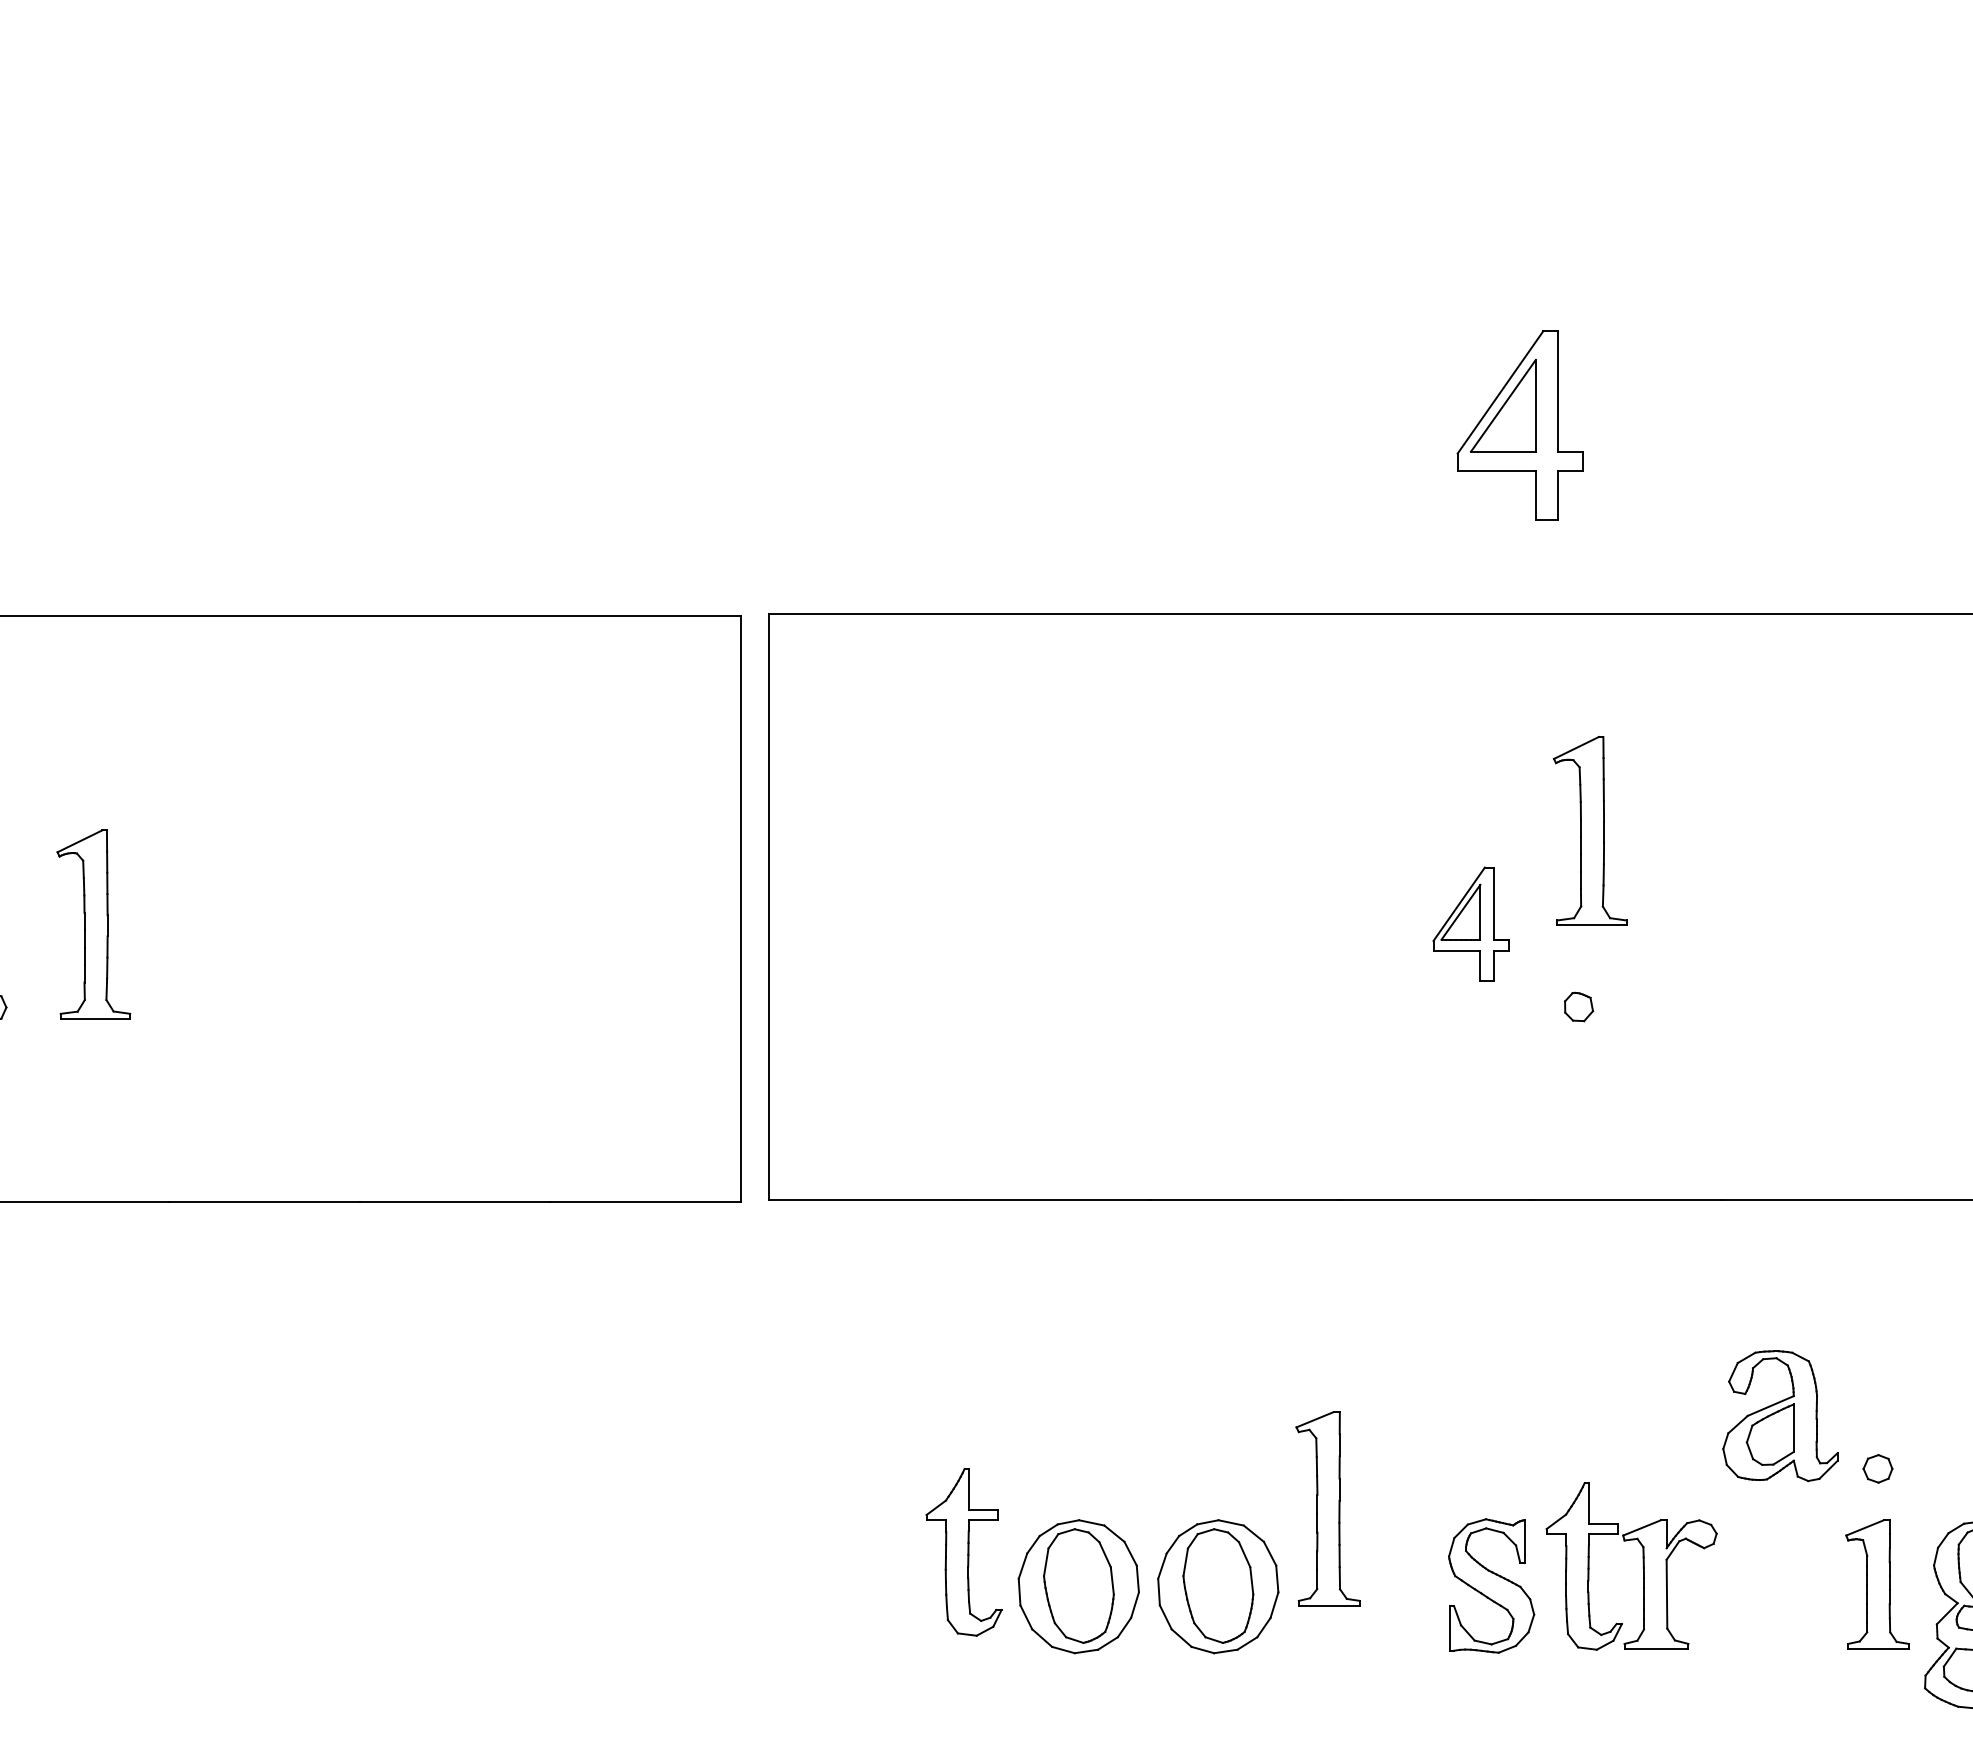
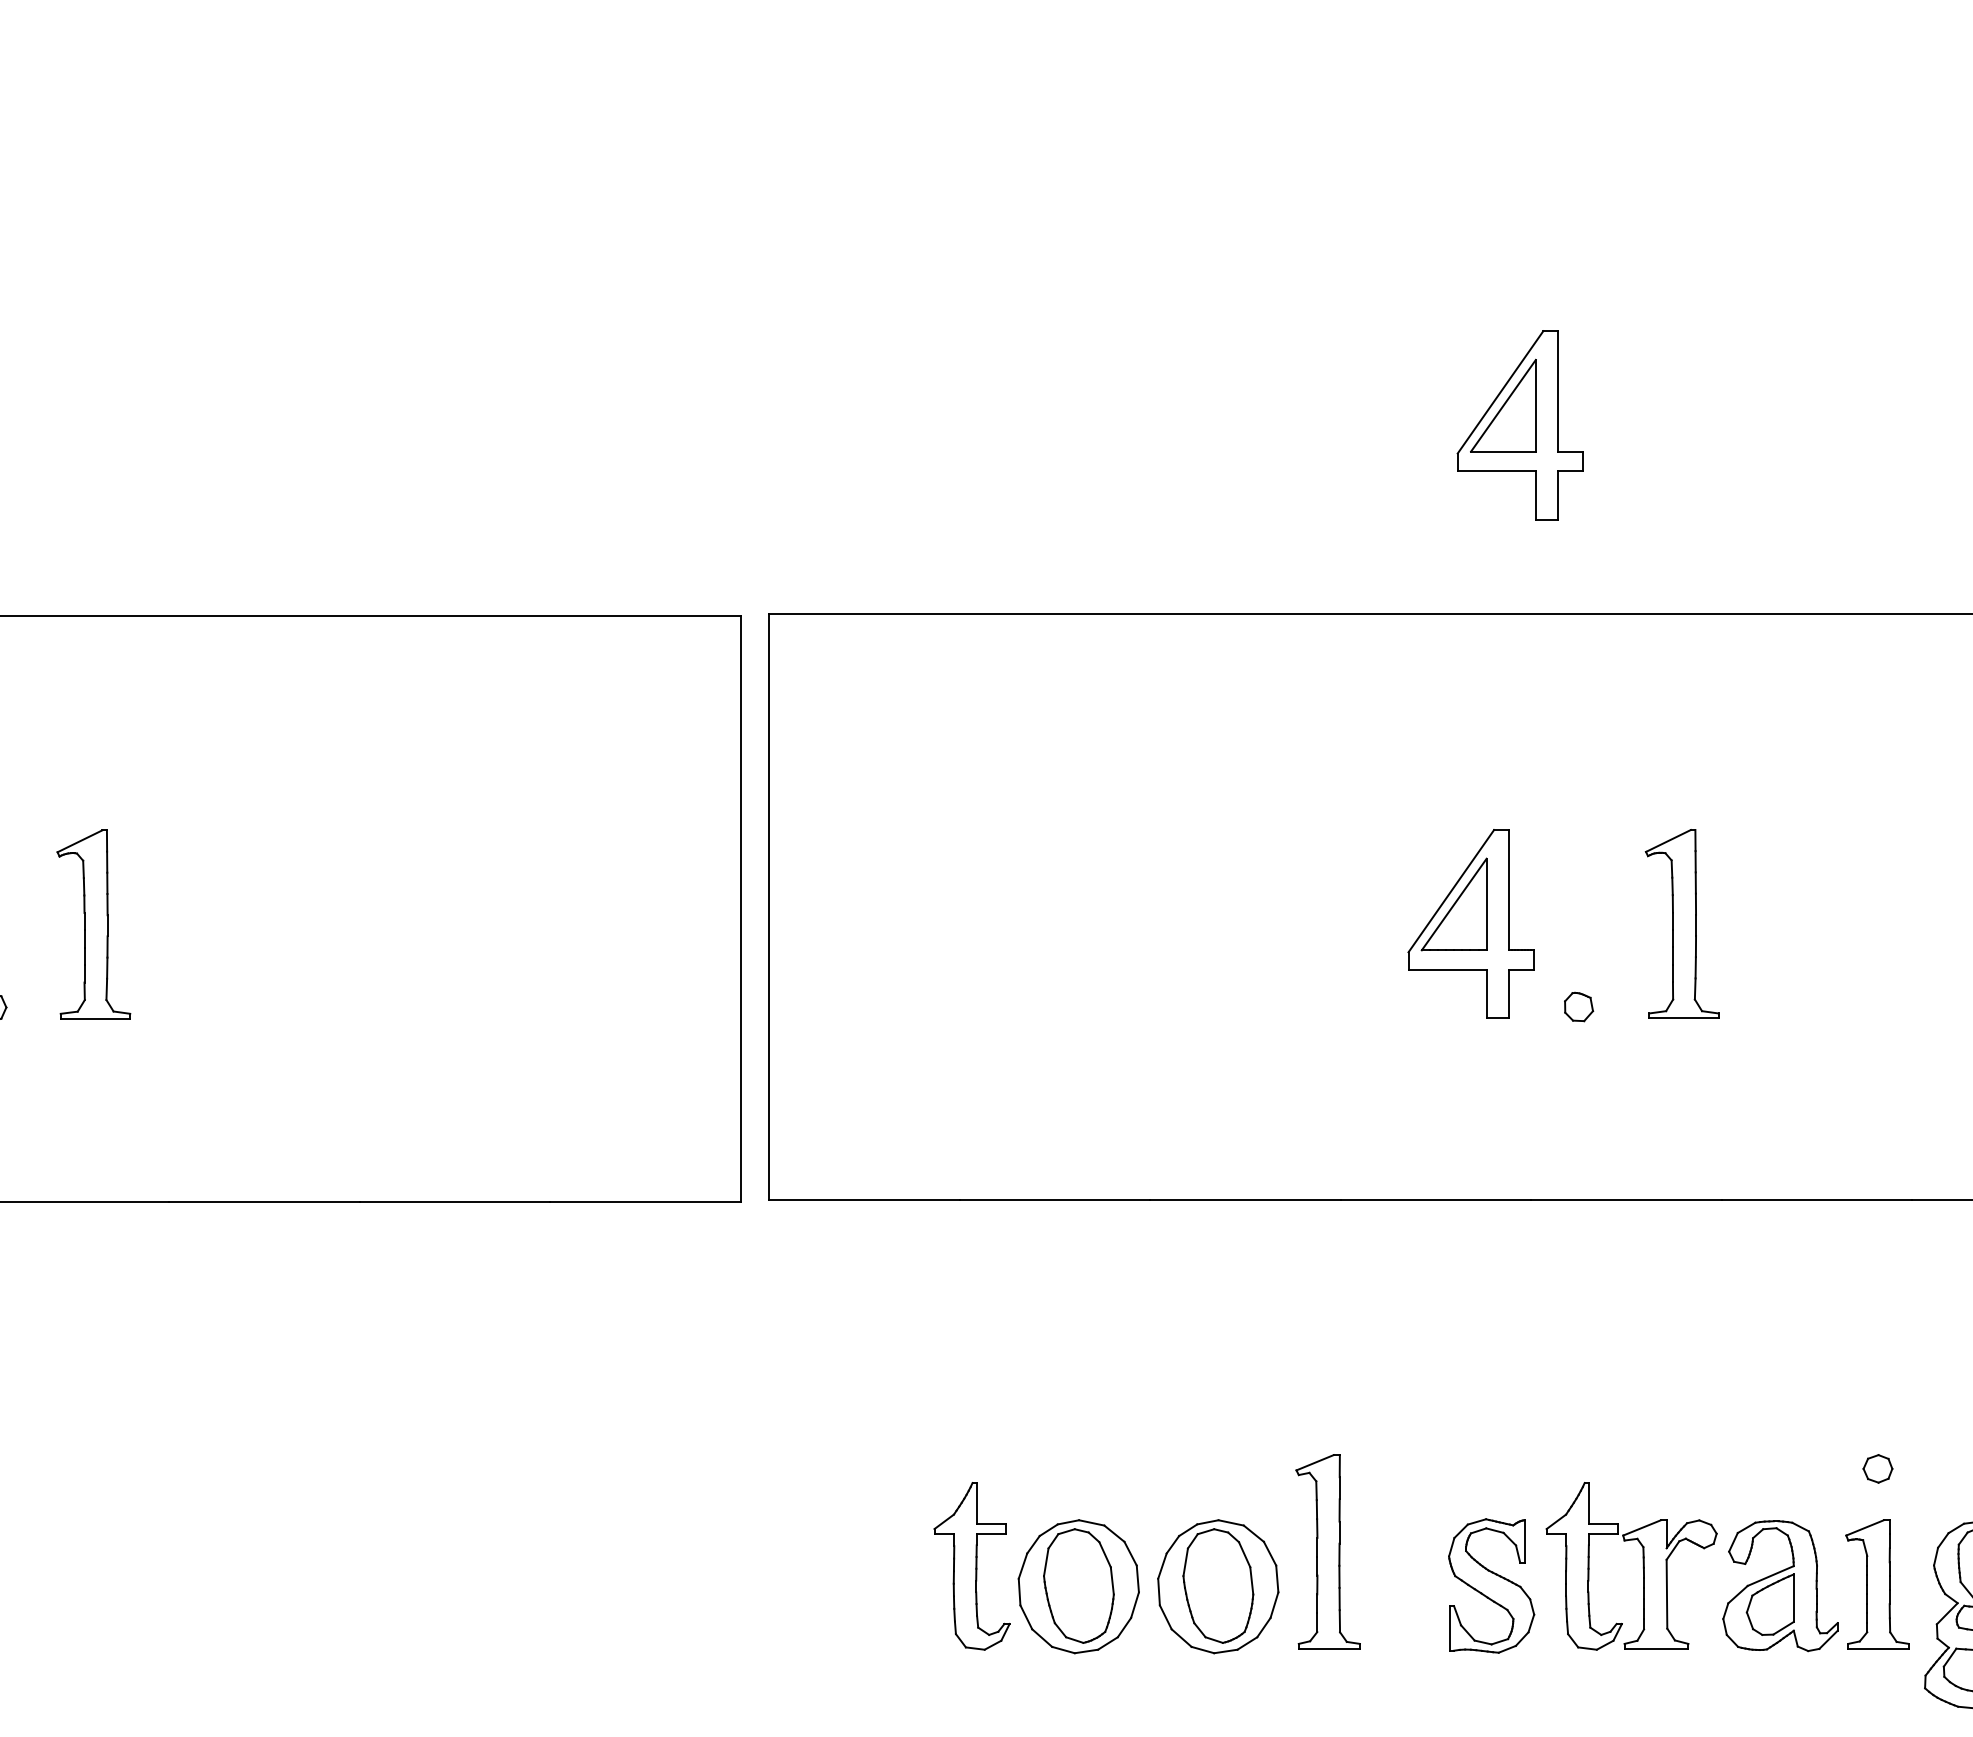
part position: (1589, 830) -> (1681, 923) (1681, 923)
part size: 78x116 px -> 128x190 px (1470, 923)
part position: (1780, 1416) -> (1780, 1586) (1780, 1586)
part position: (1327, 1508) -> (1327, 1551) (1327, 1551)
part position: (963, 1552) -> (971, 1566) (971, 1566)
